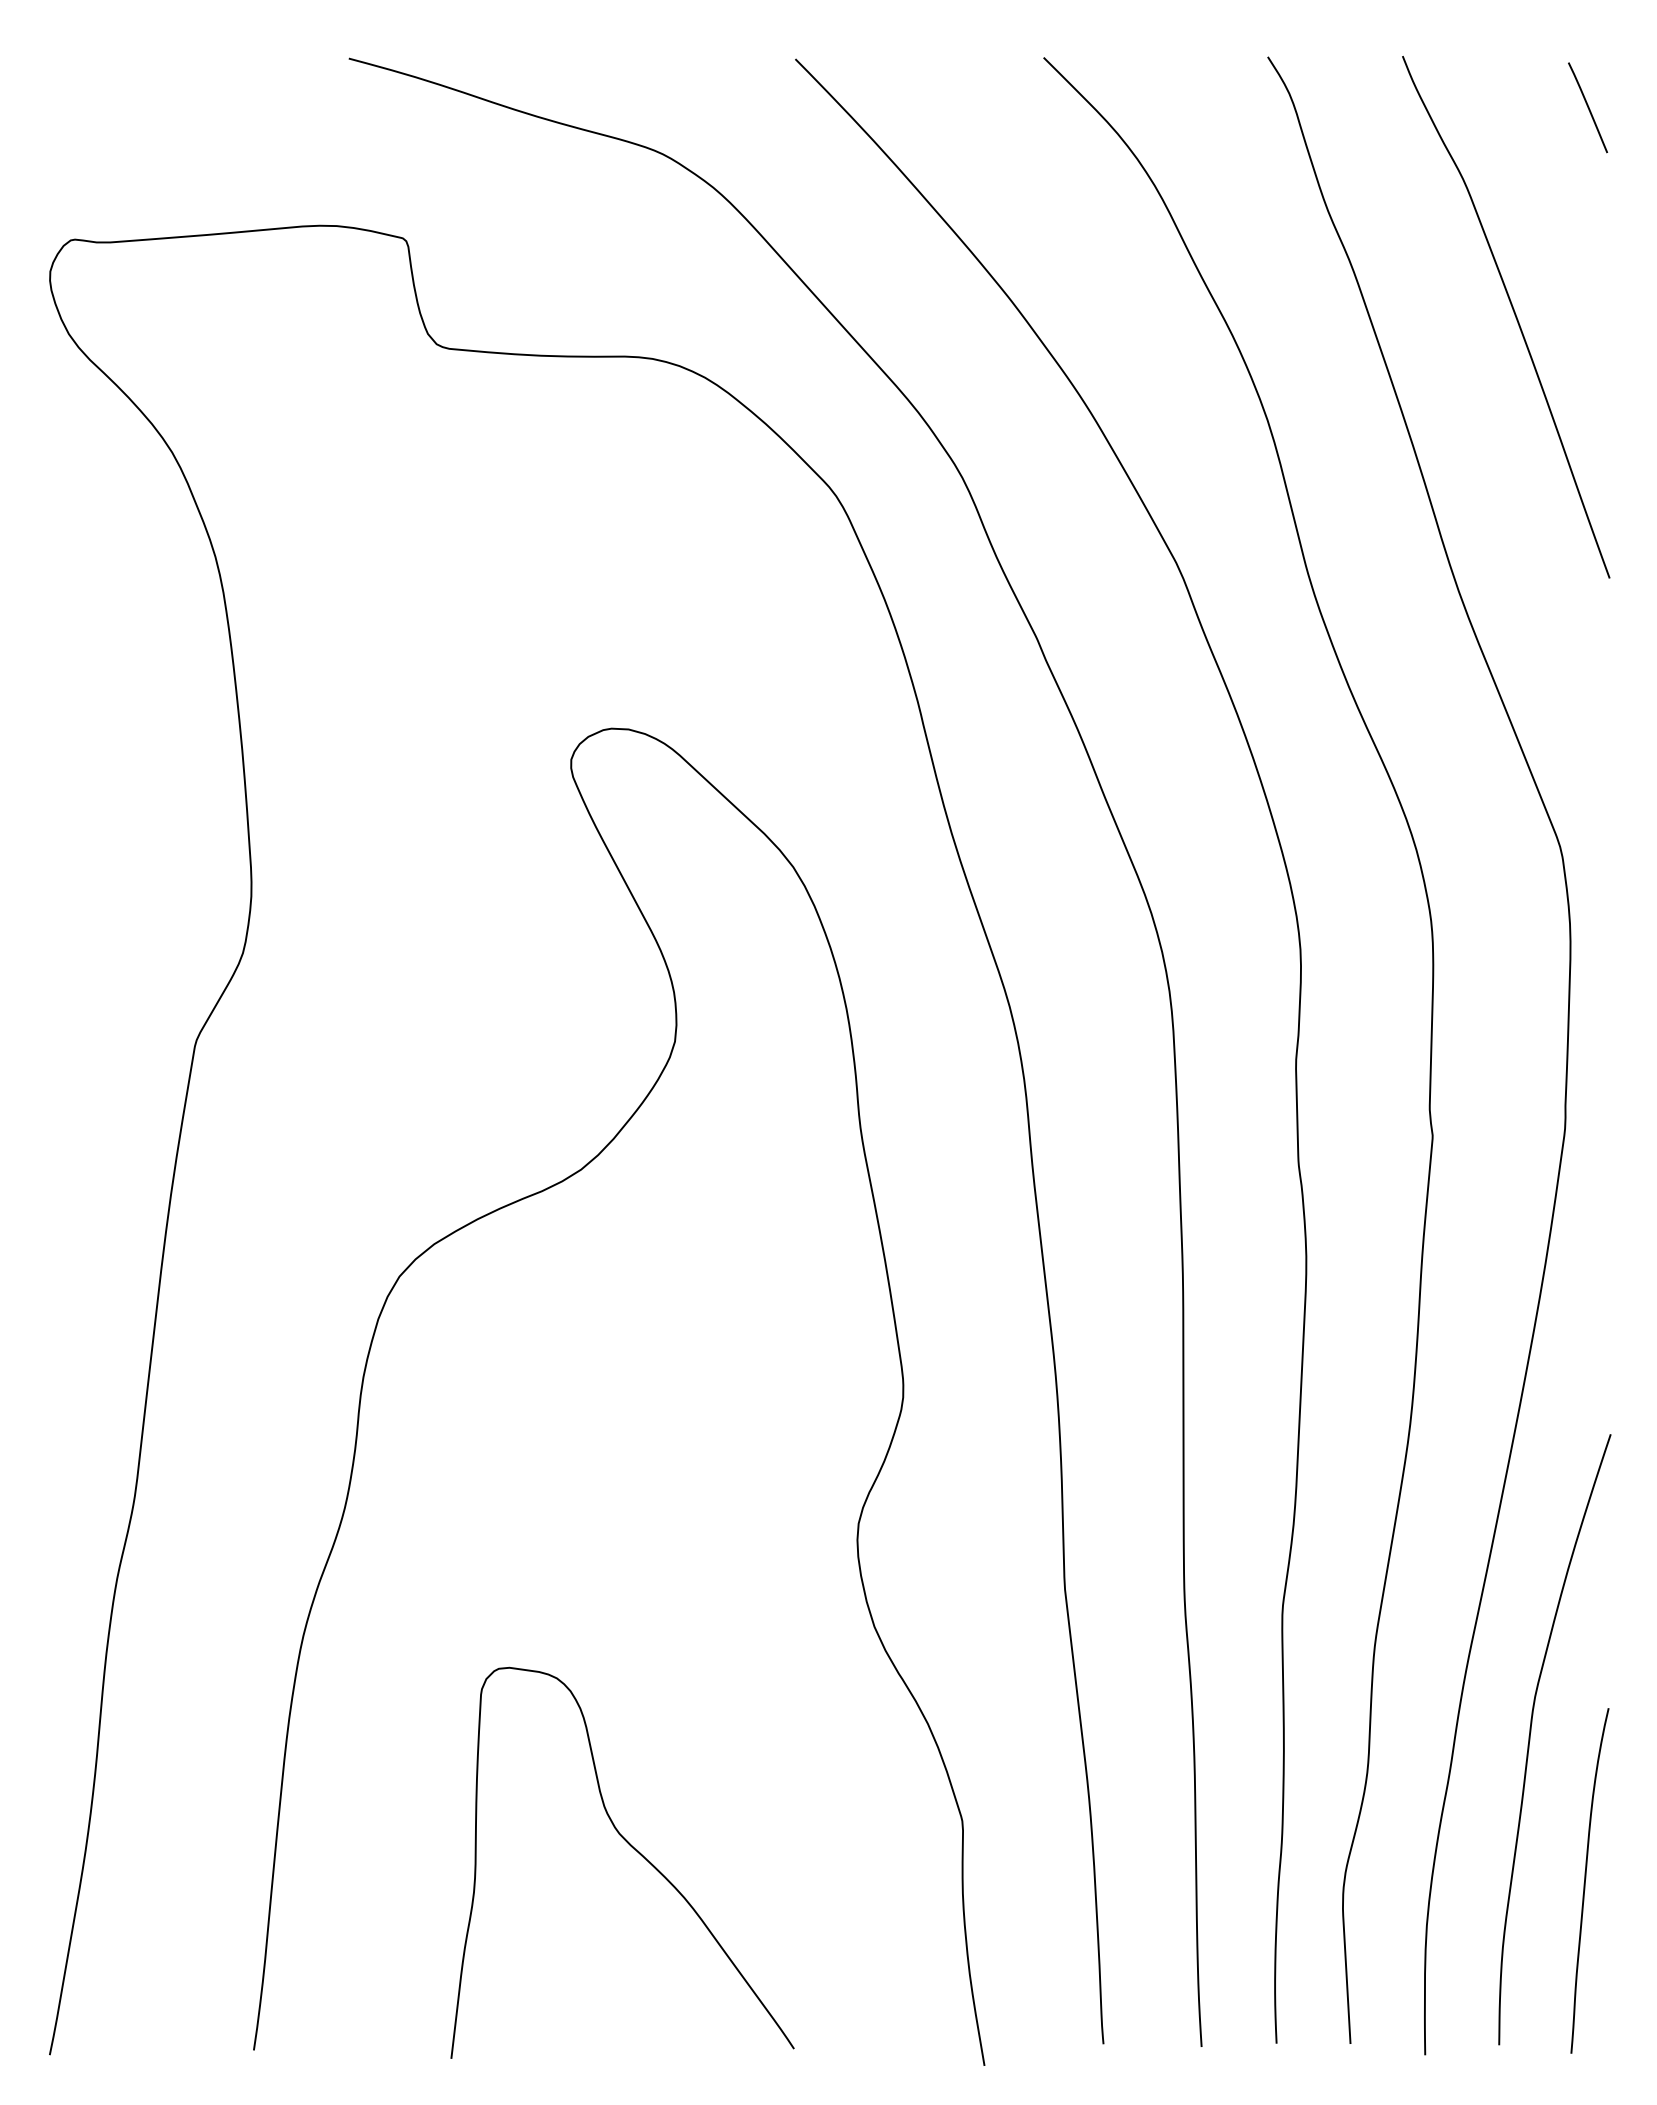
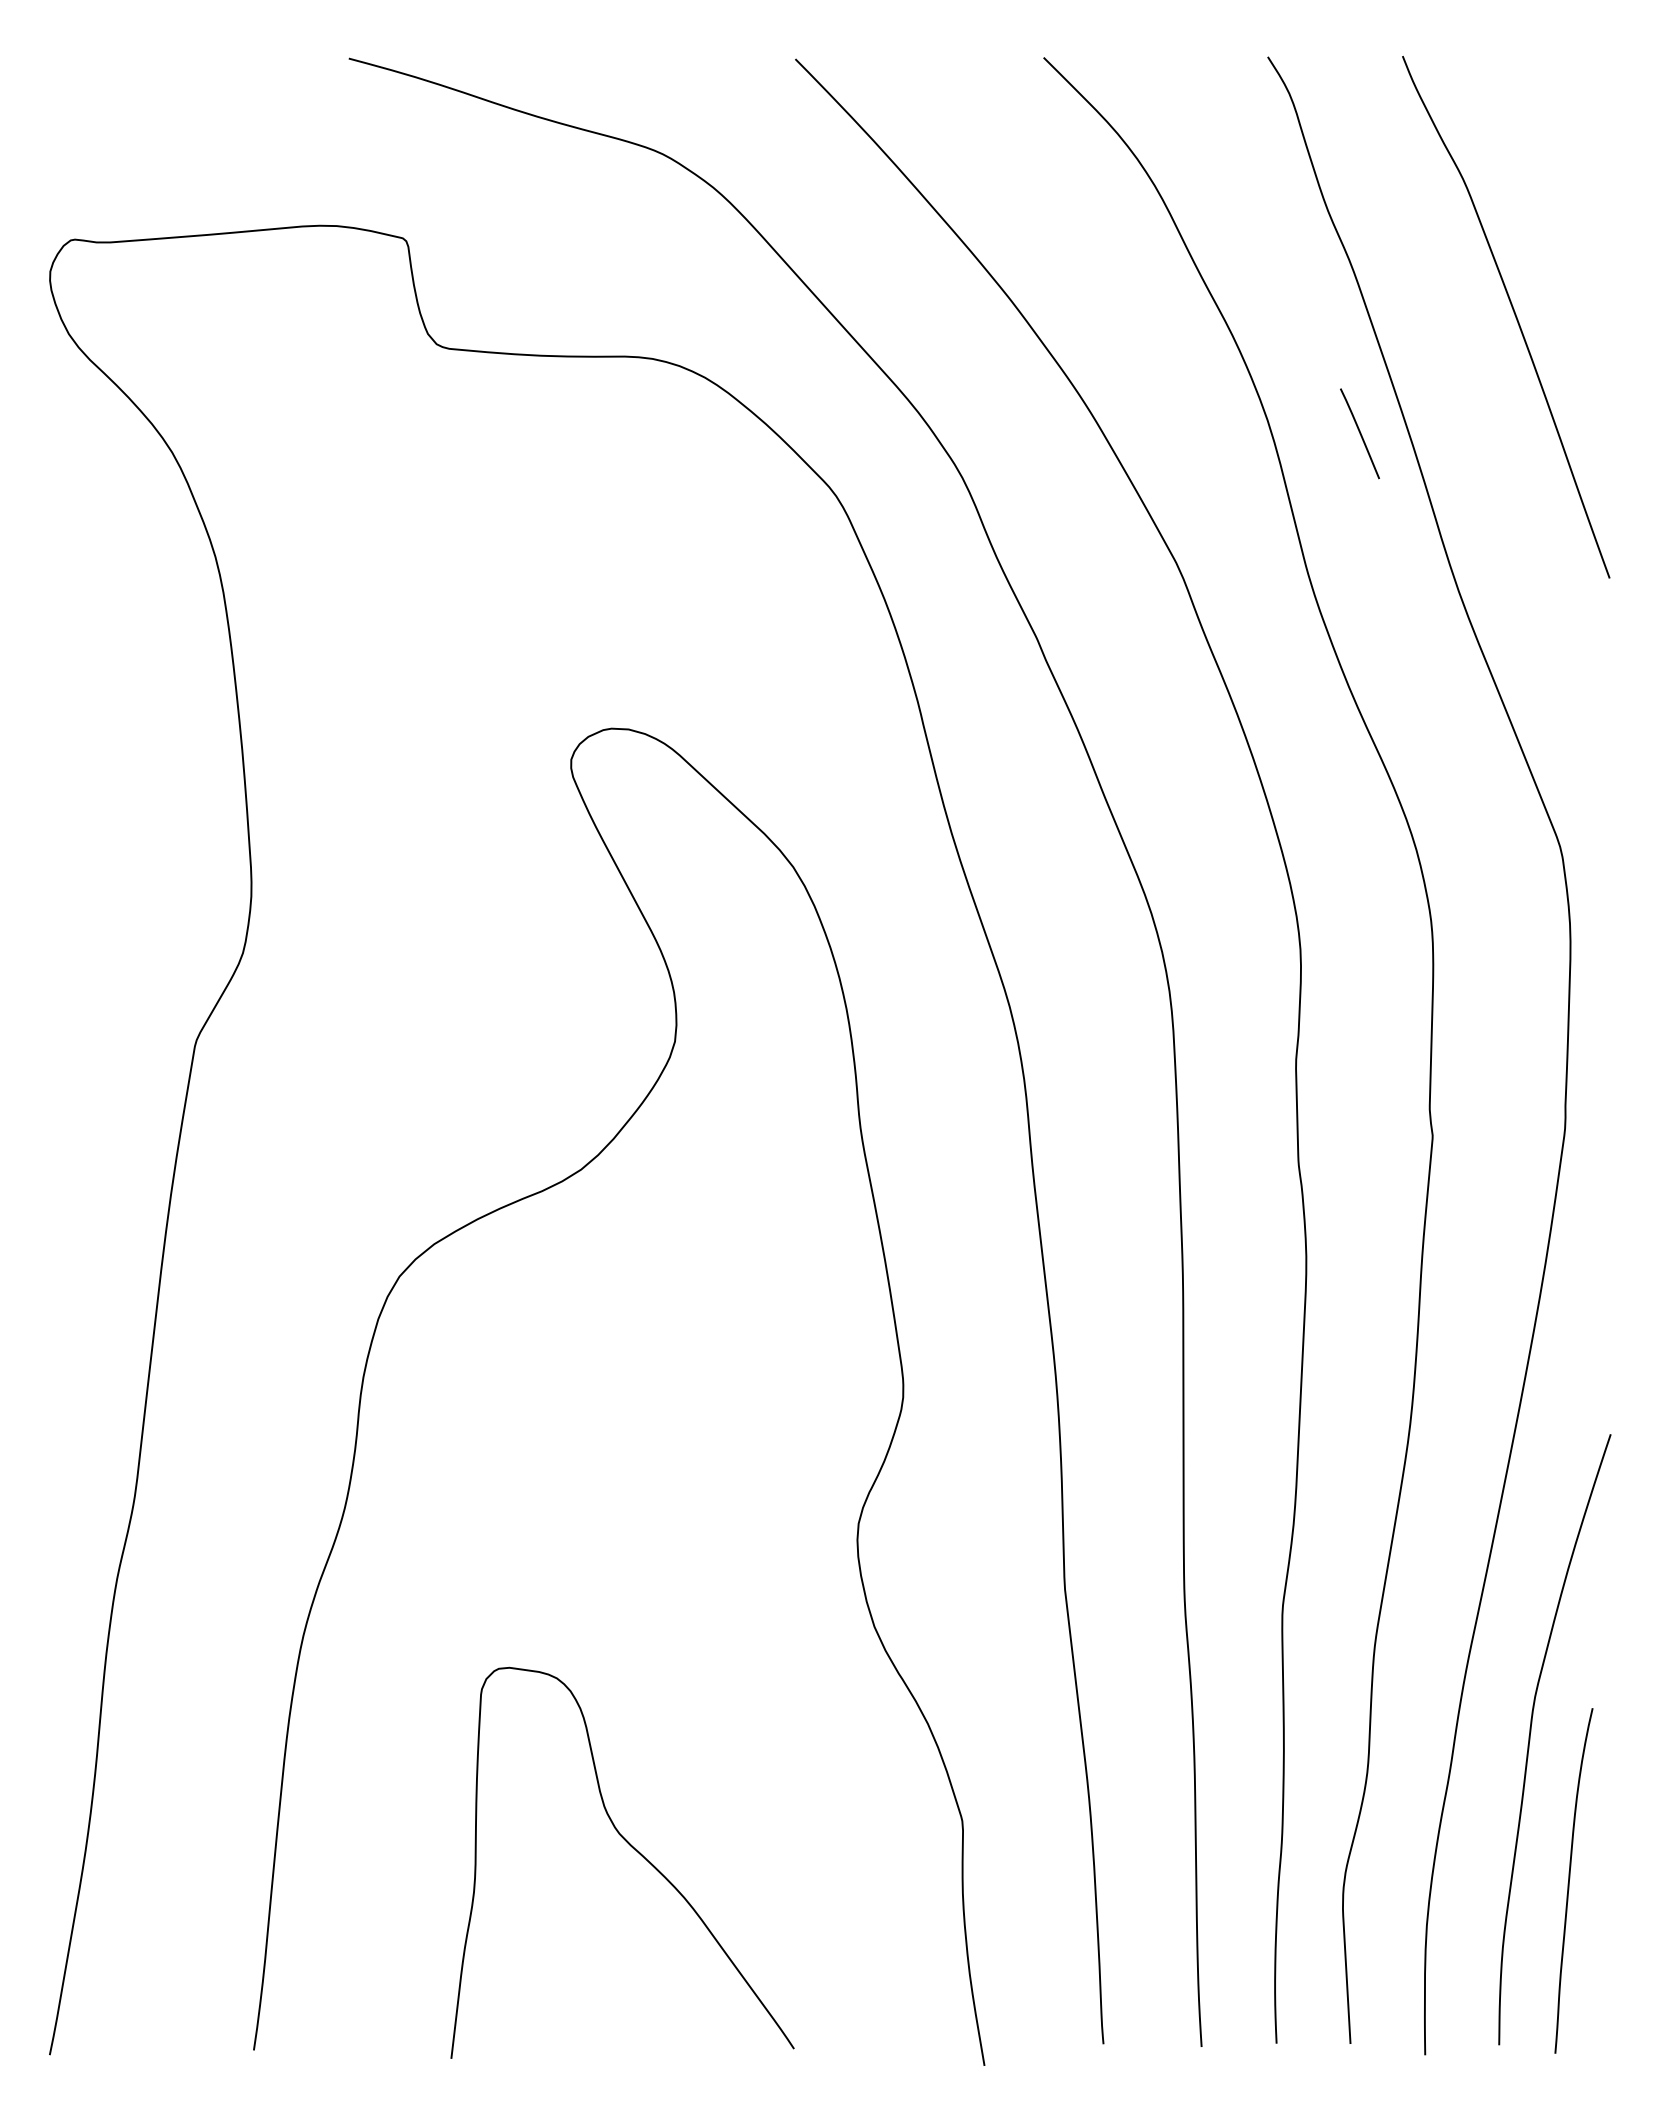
line position: (1587, 107) -> (1359, 433) (1359, 433)
curve position: (1586, 1878) -> (1570, 1878) (1570, 1878)
